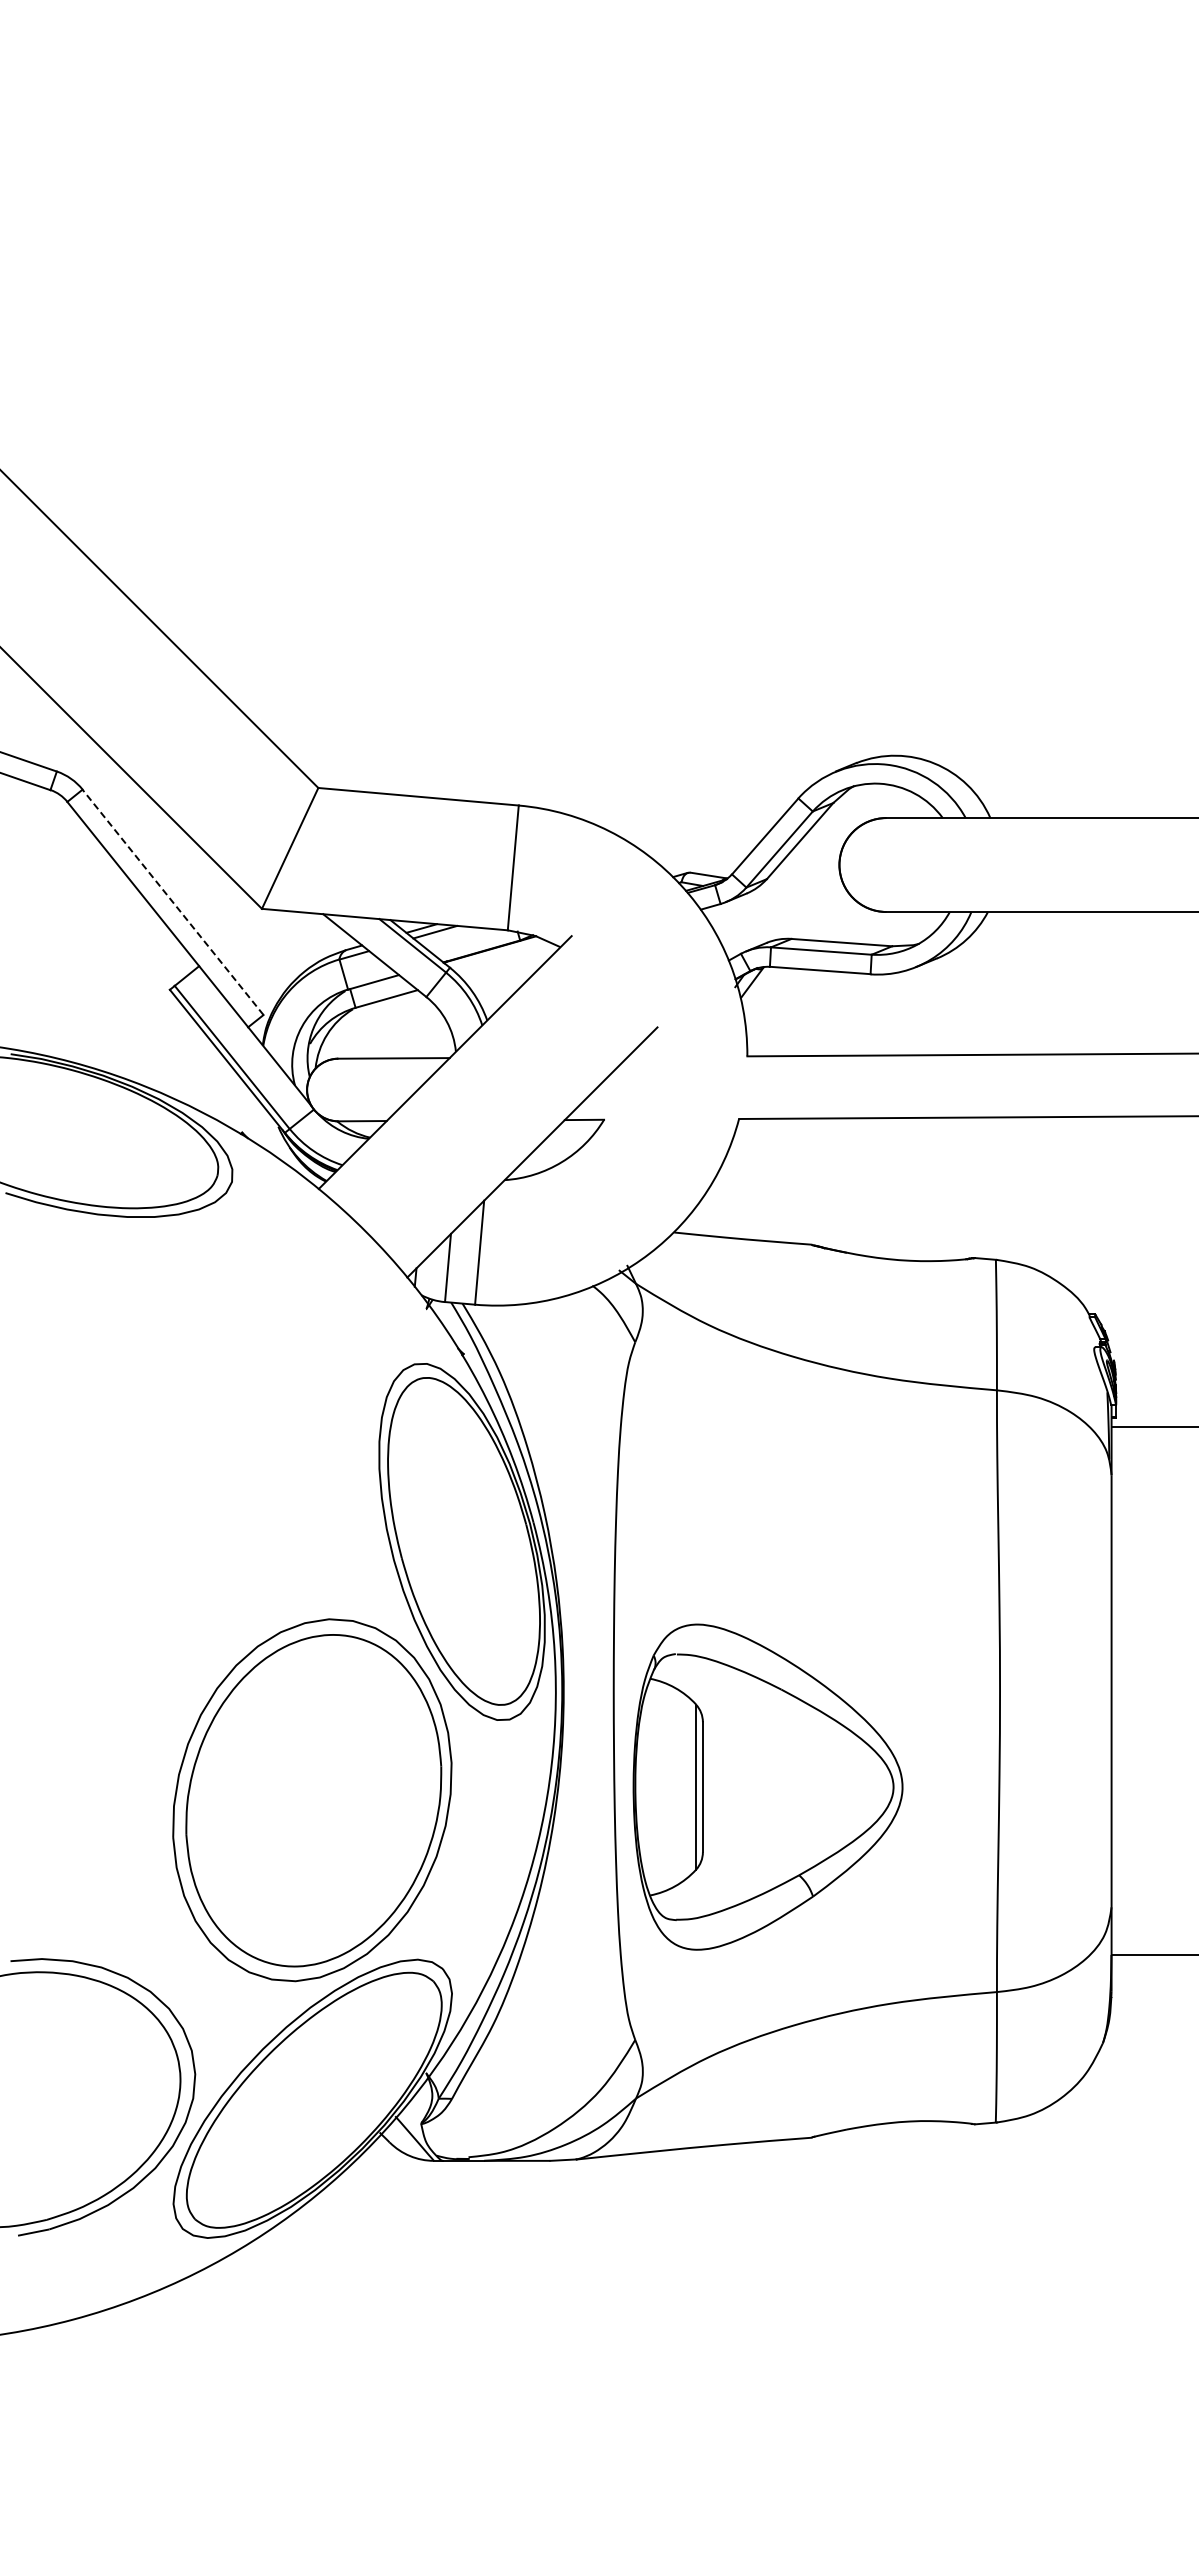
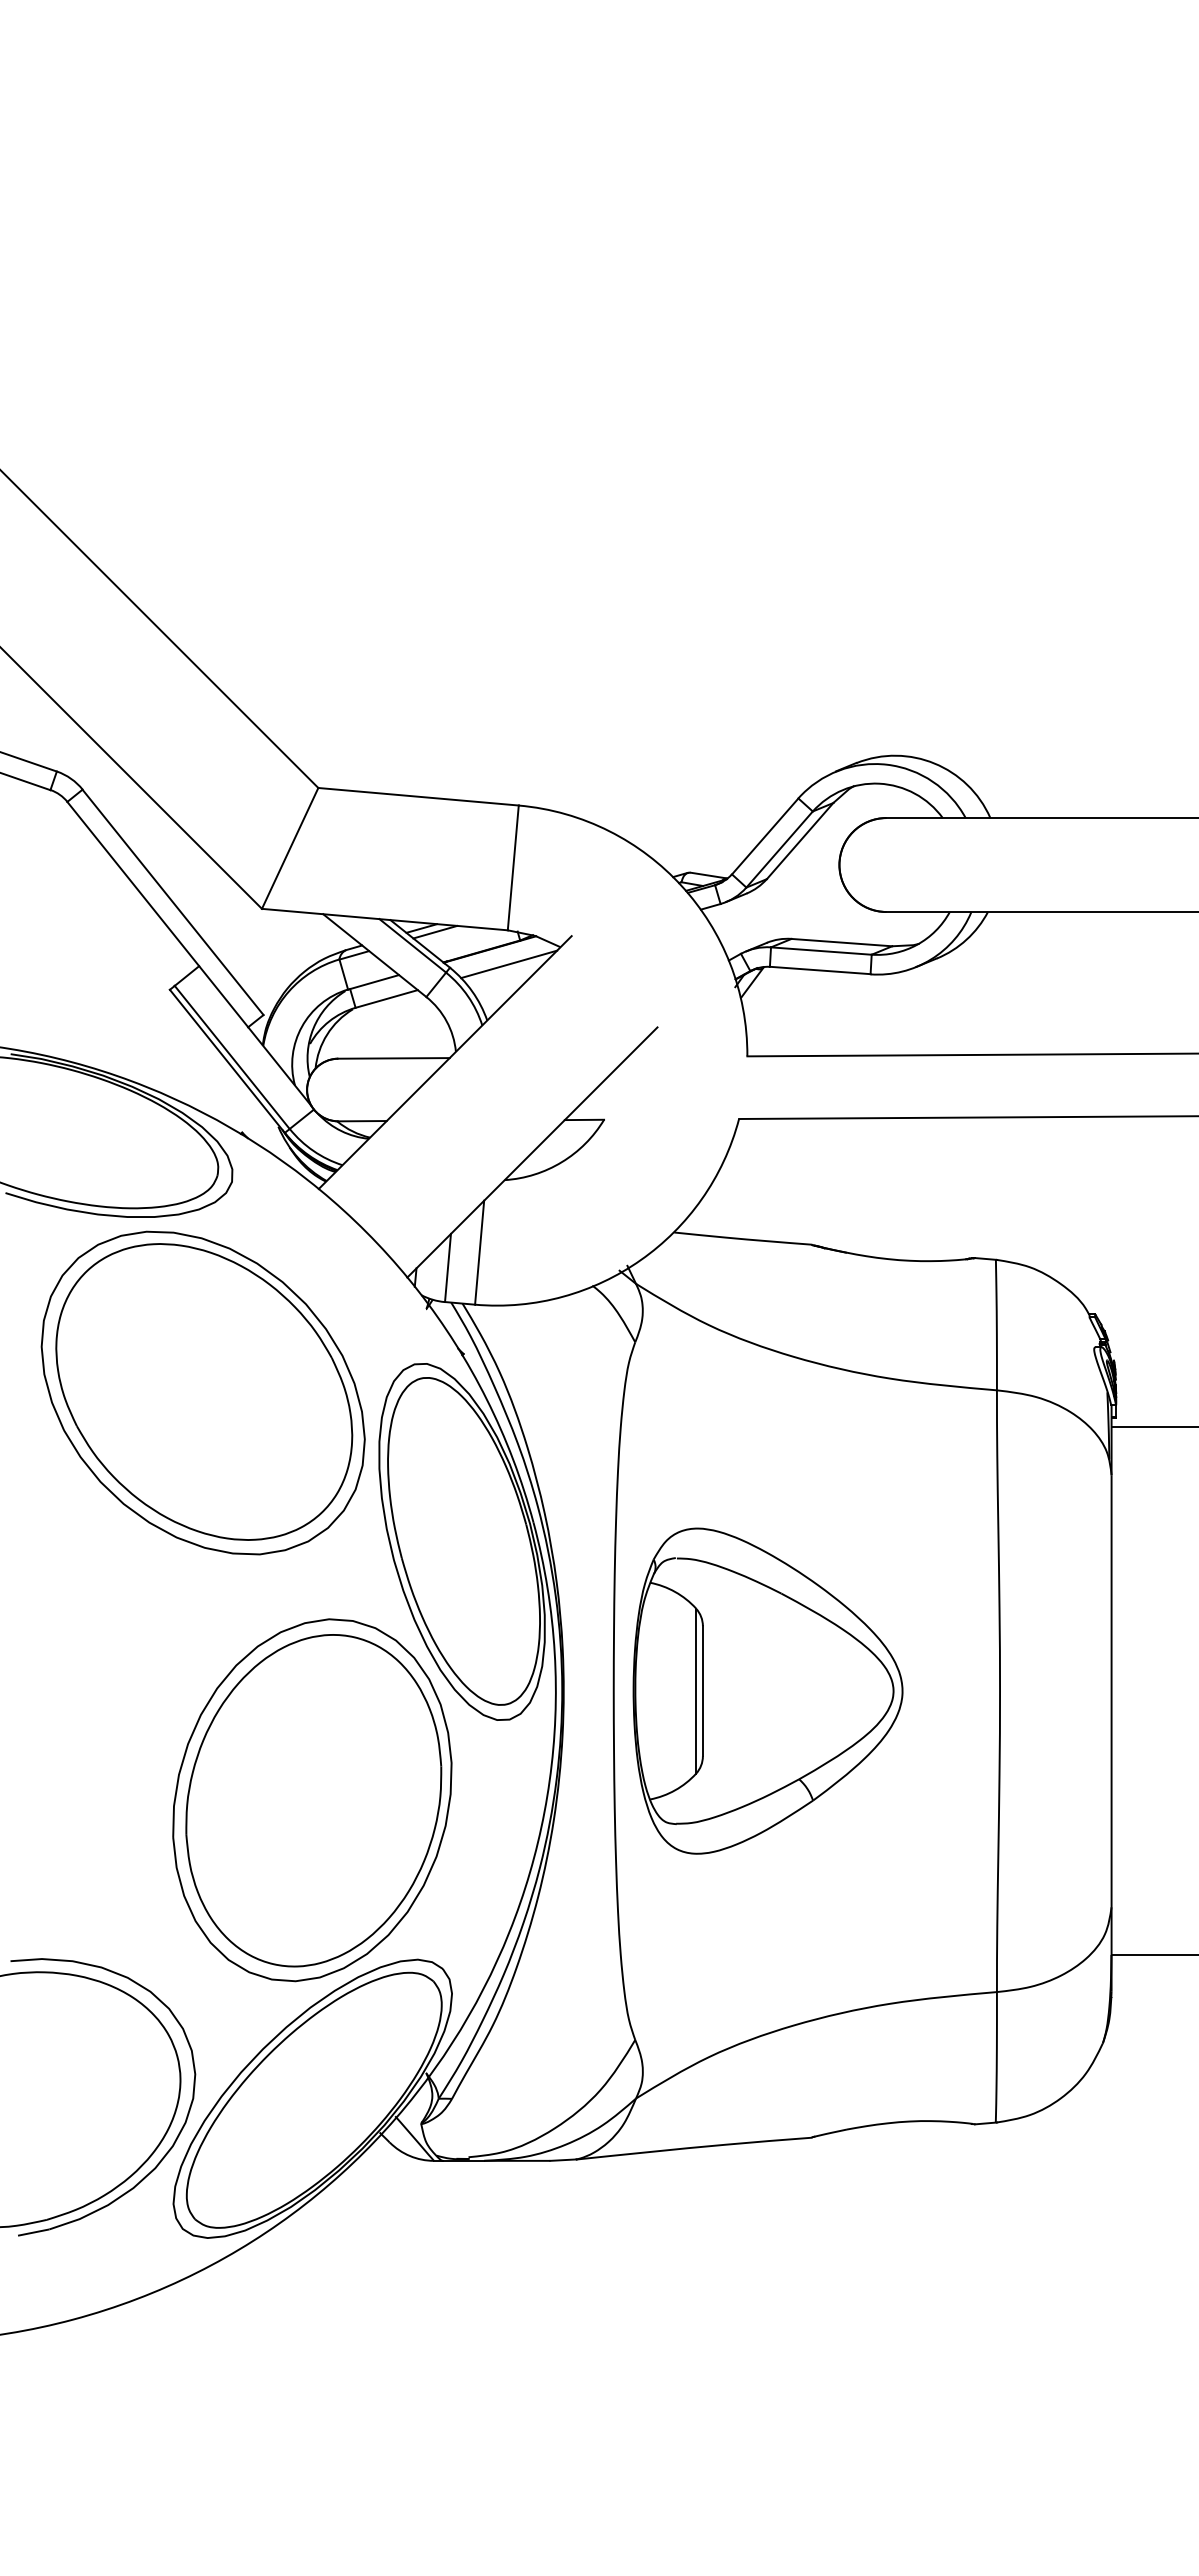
line: dashed -> solid (173, 902)
line: none -> present (509, 964)
part: none -> present (202, 1392)
part position: (767, 1786) -> (767, 1690) (767, 1690)
